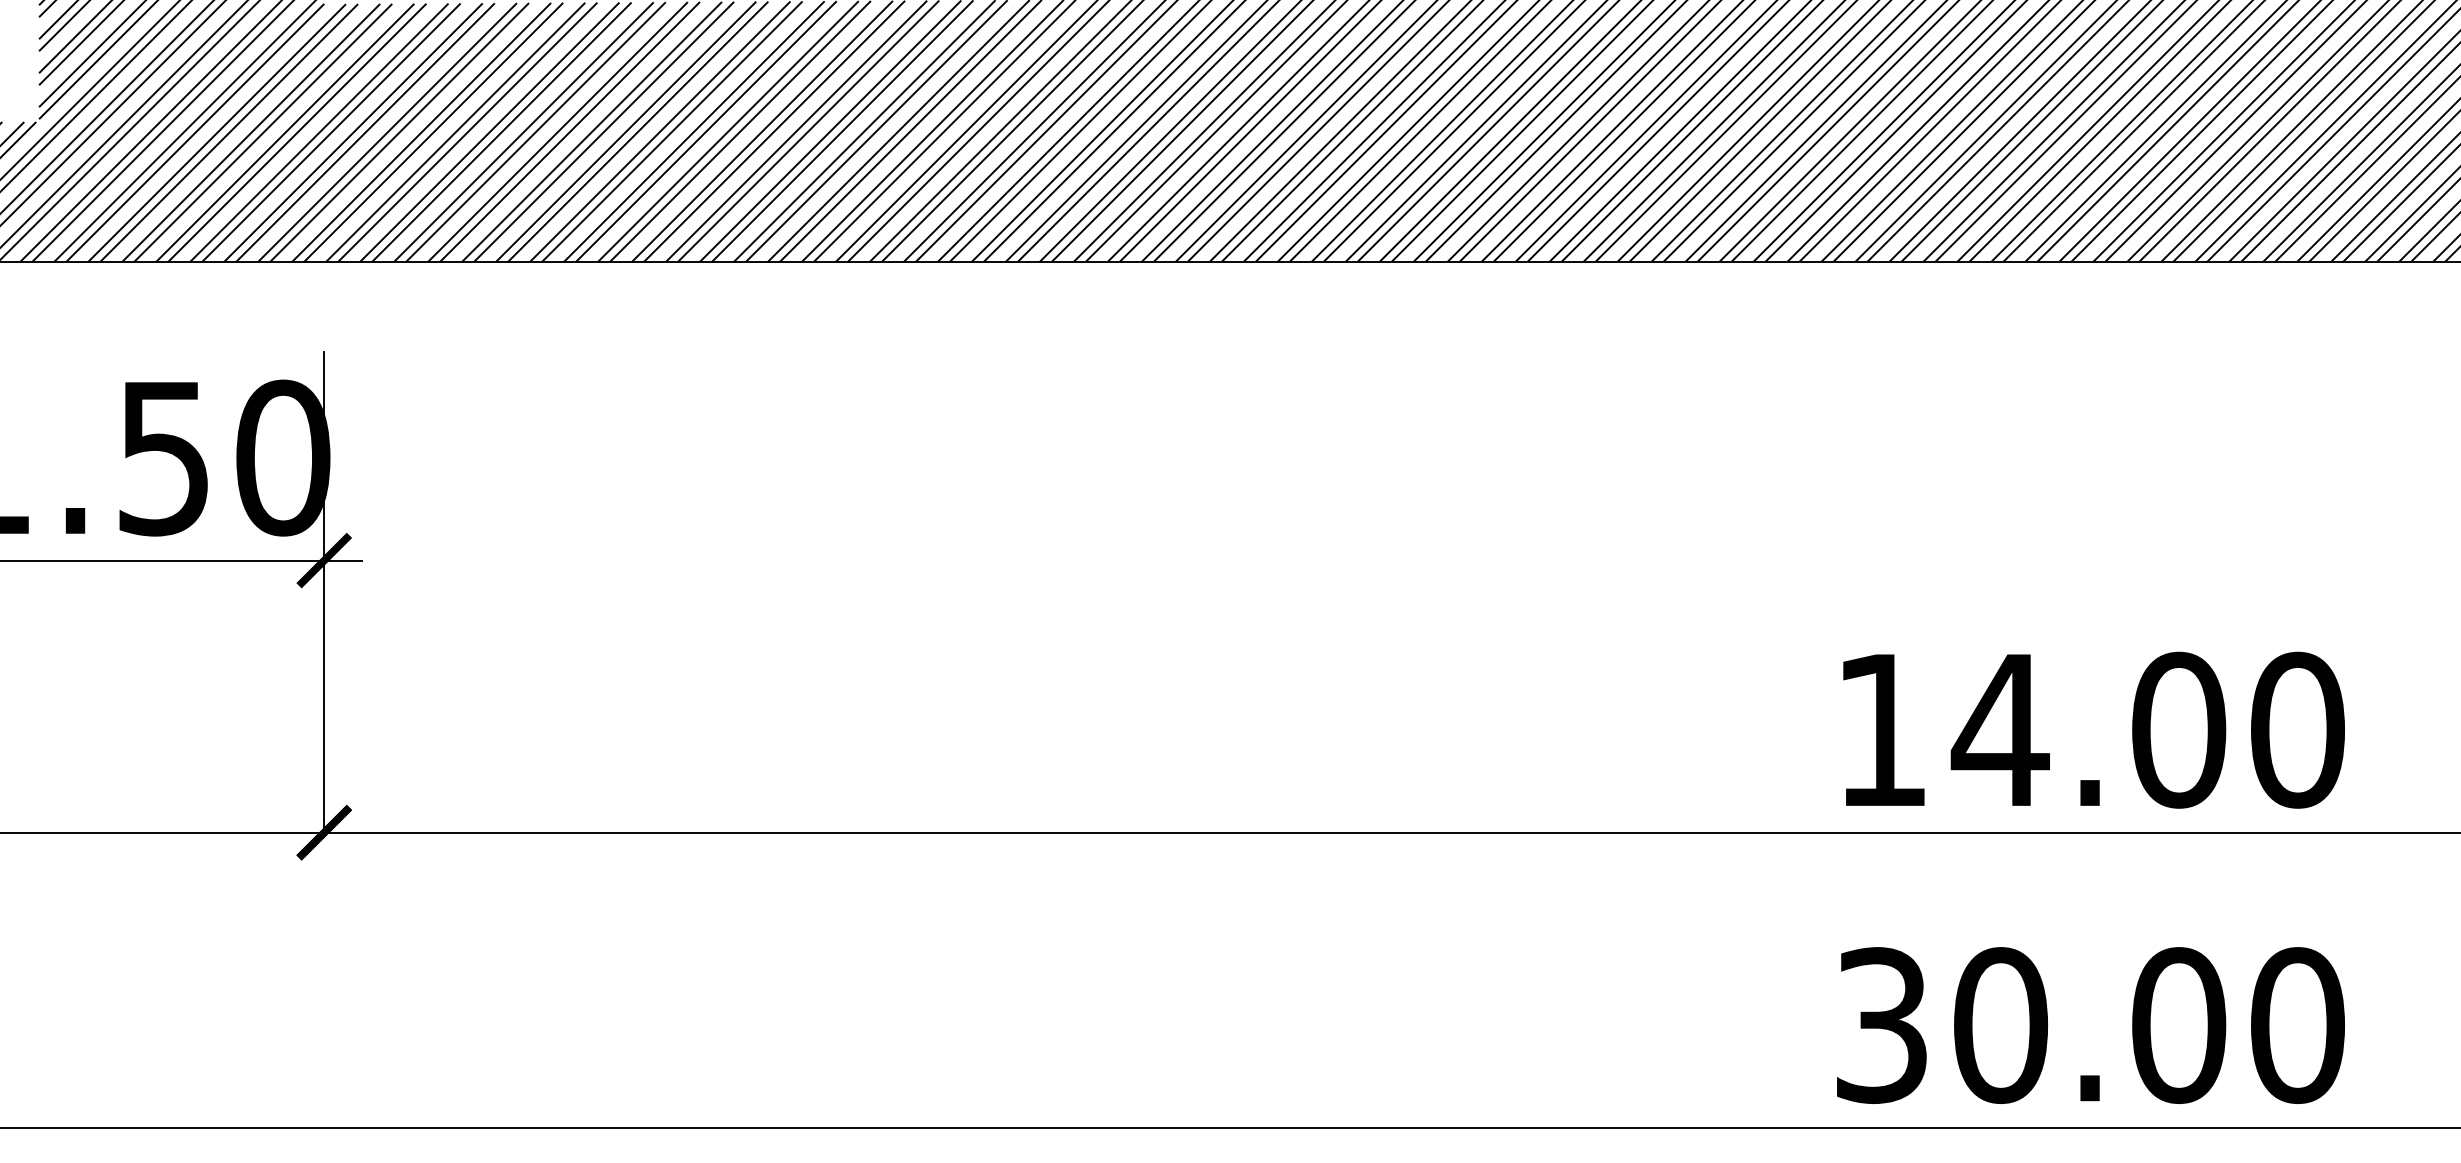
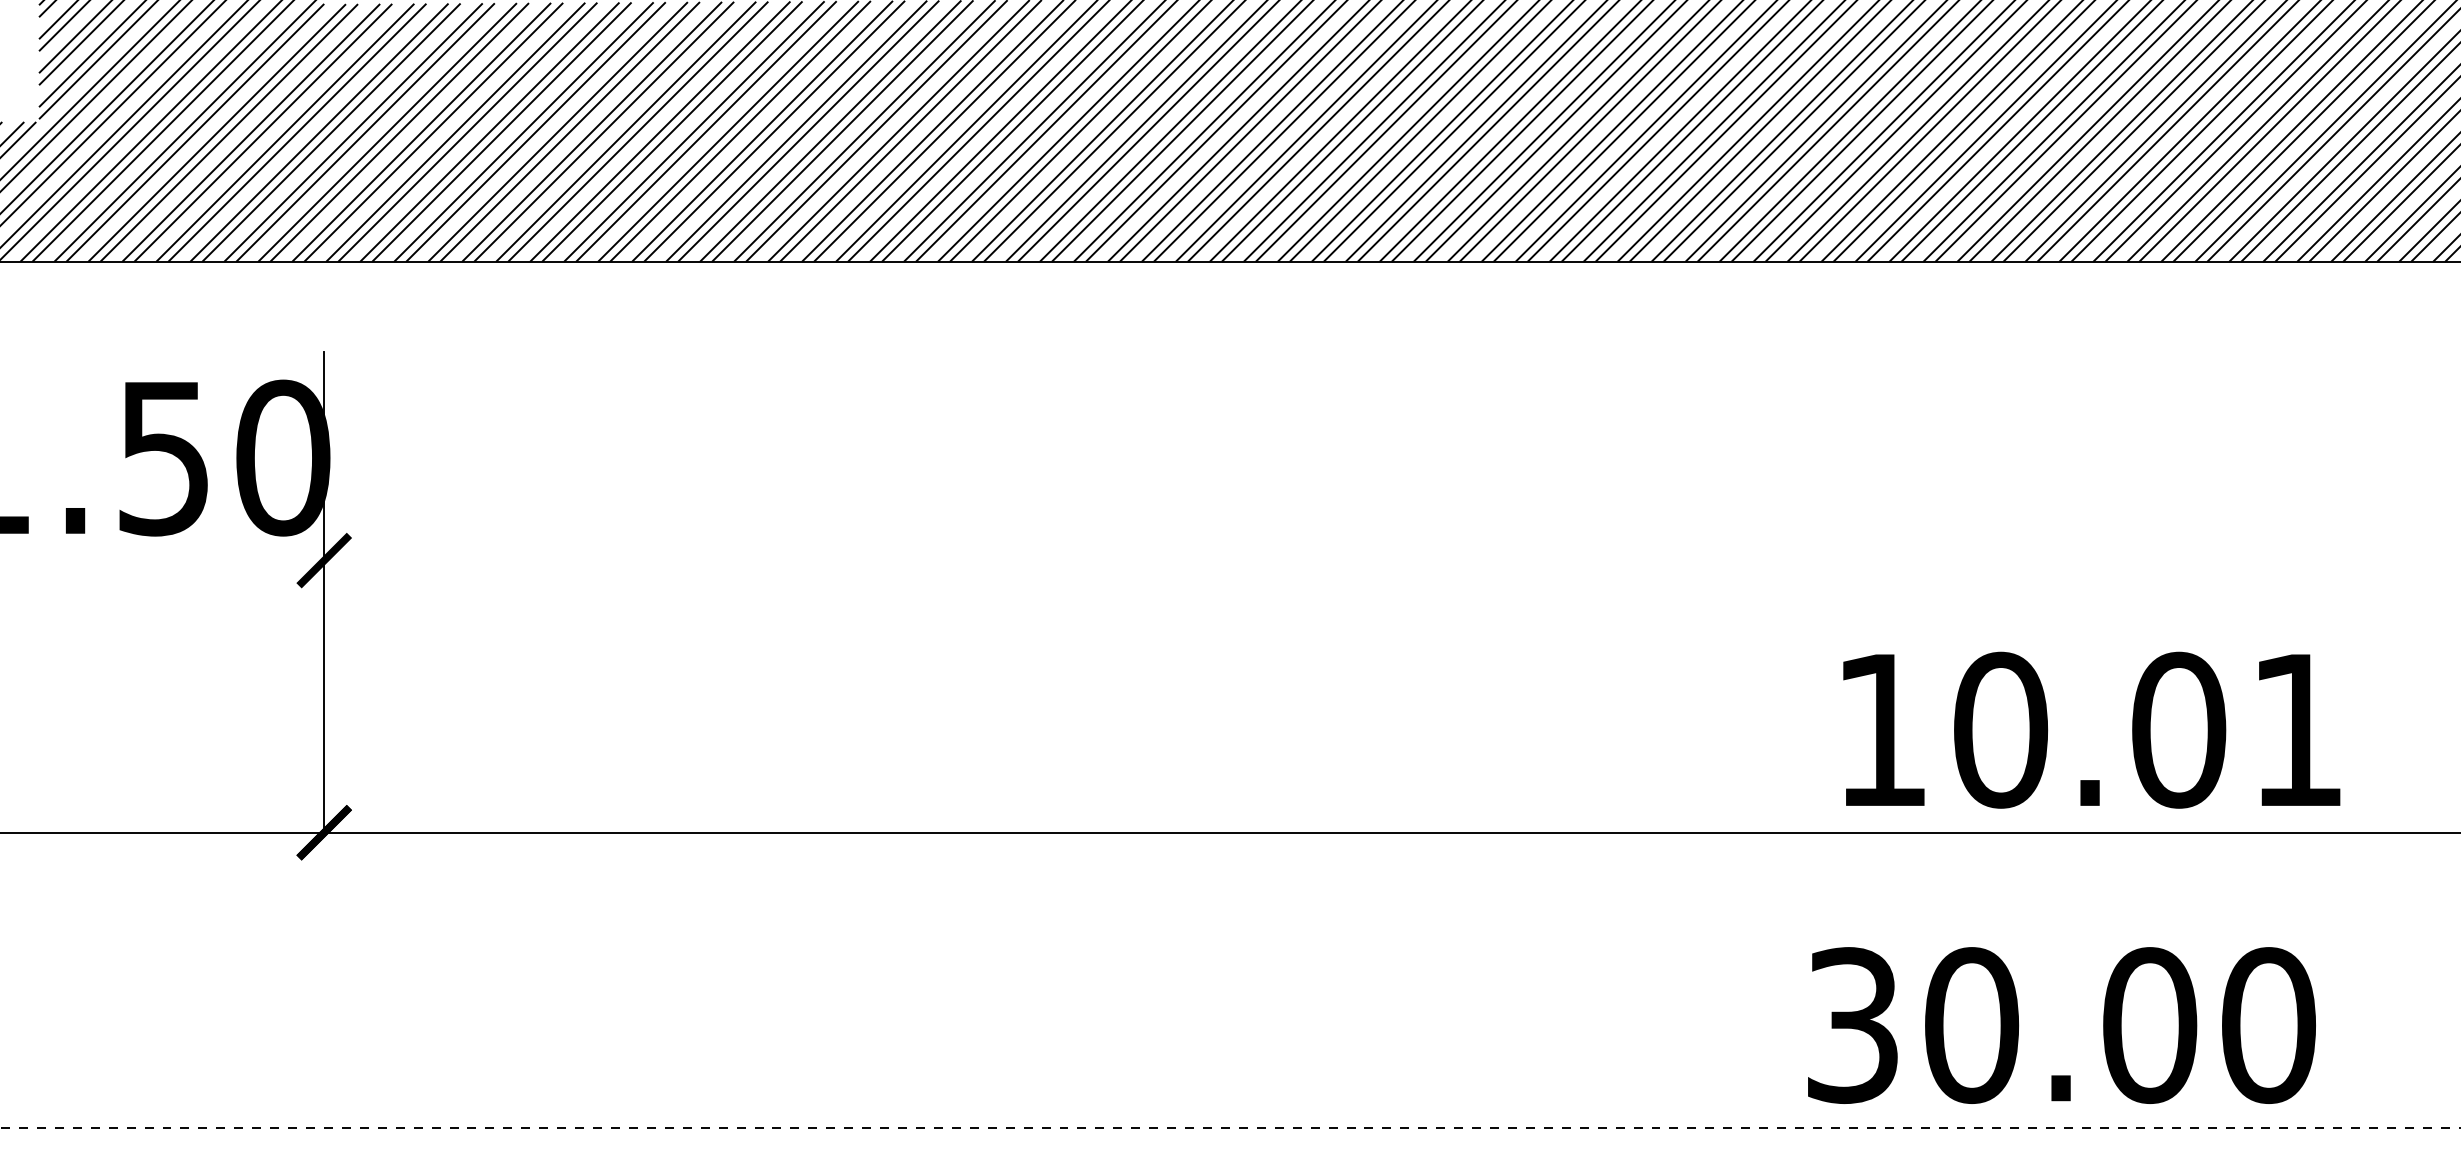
line: present -> none (182, 560)
text: 14.00 -> 10.01 (2147, 729)
text position: (2090, 1025) -> (2061, 1025) (2061, 1025)
line: solid -> dashed (1230, 1128)
